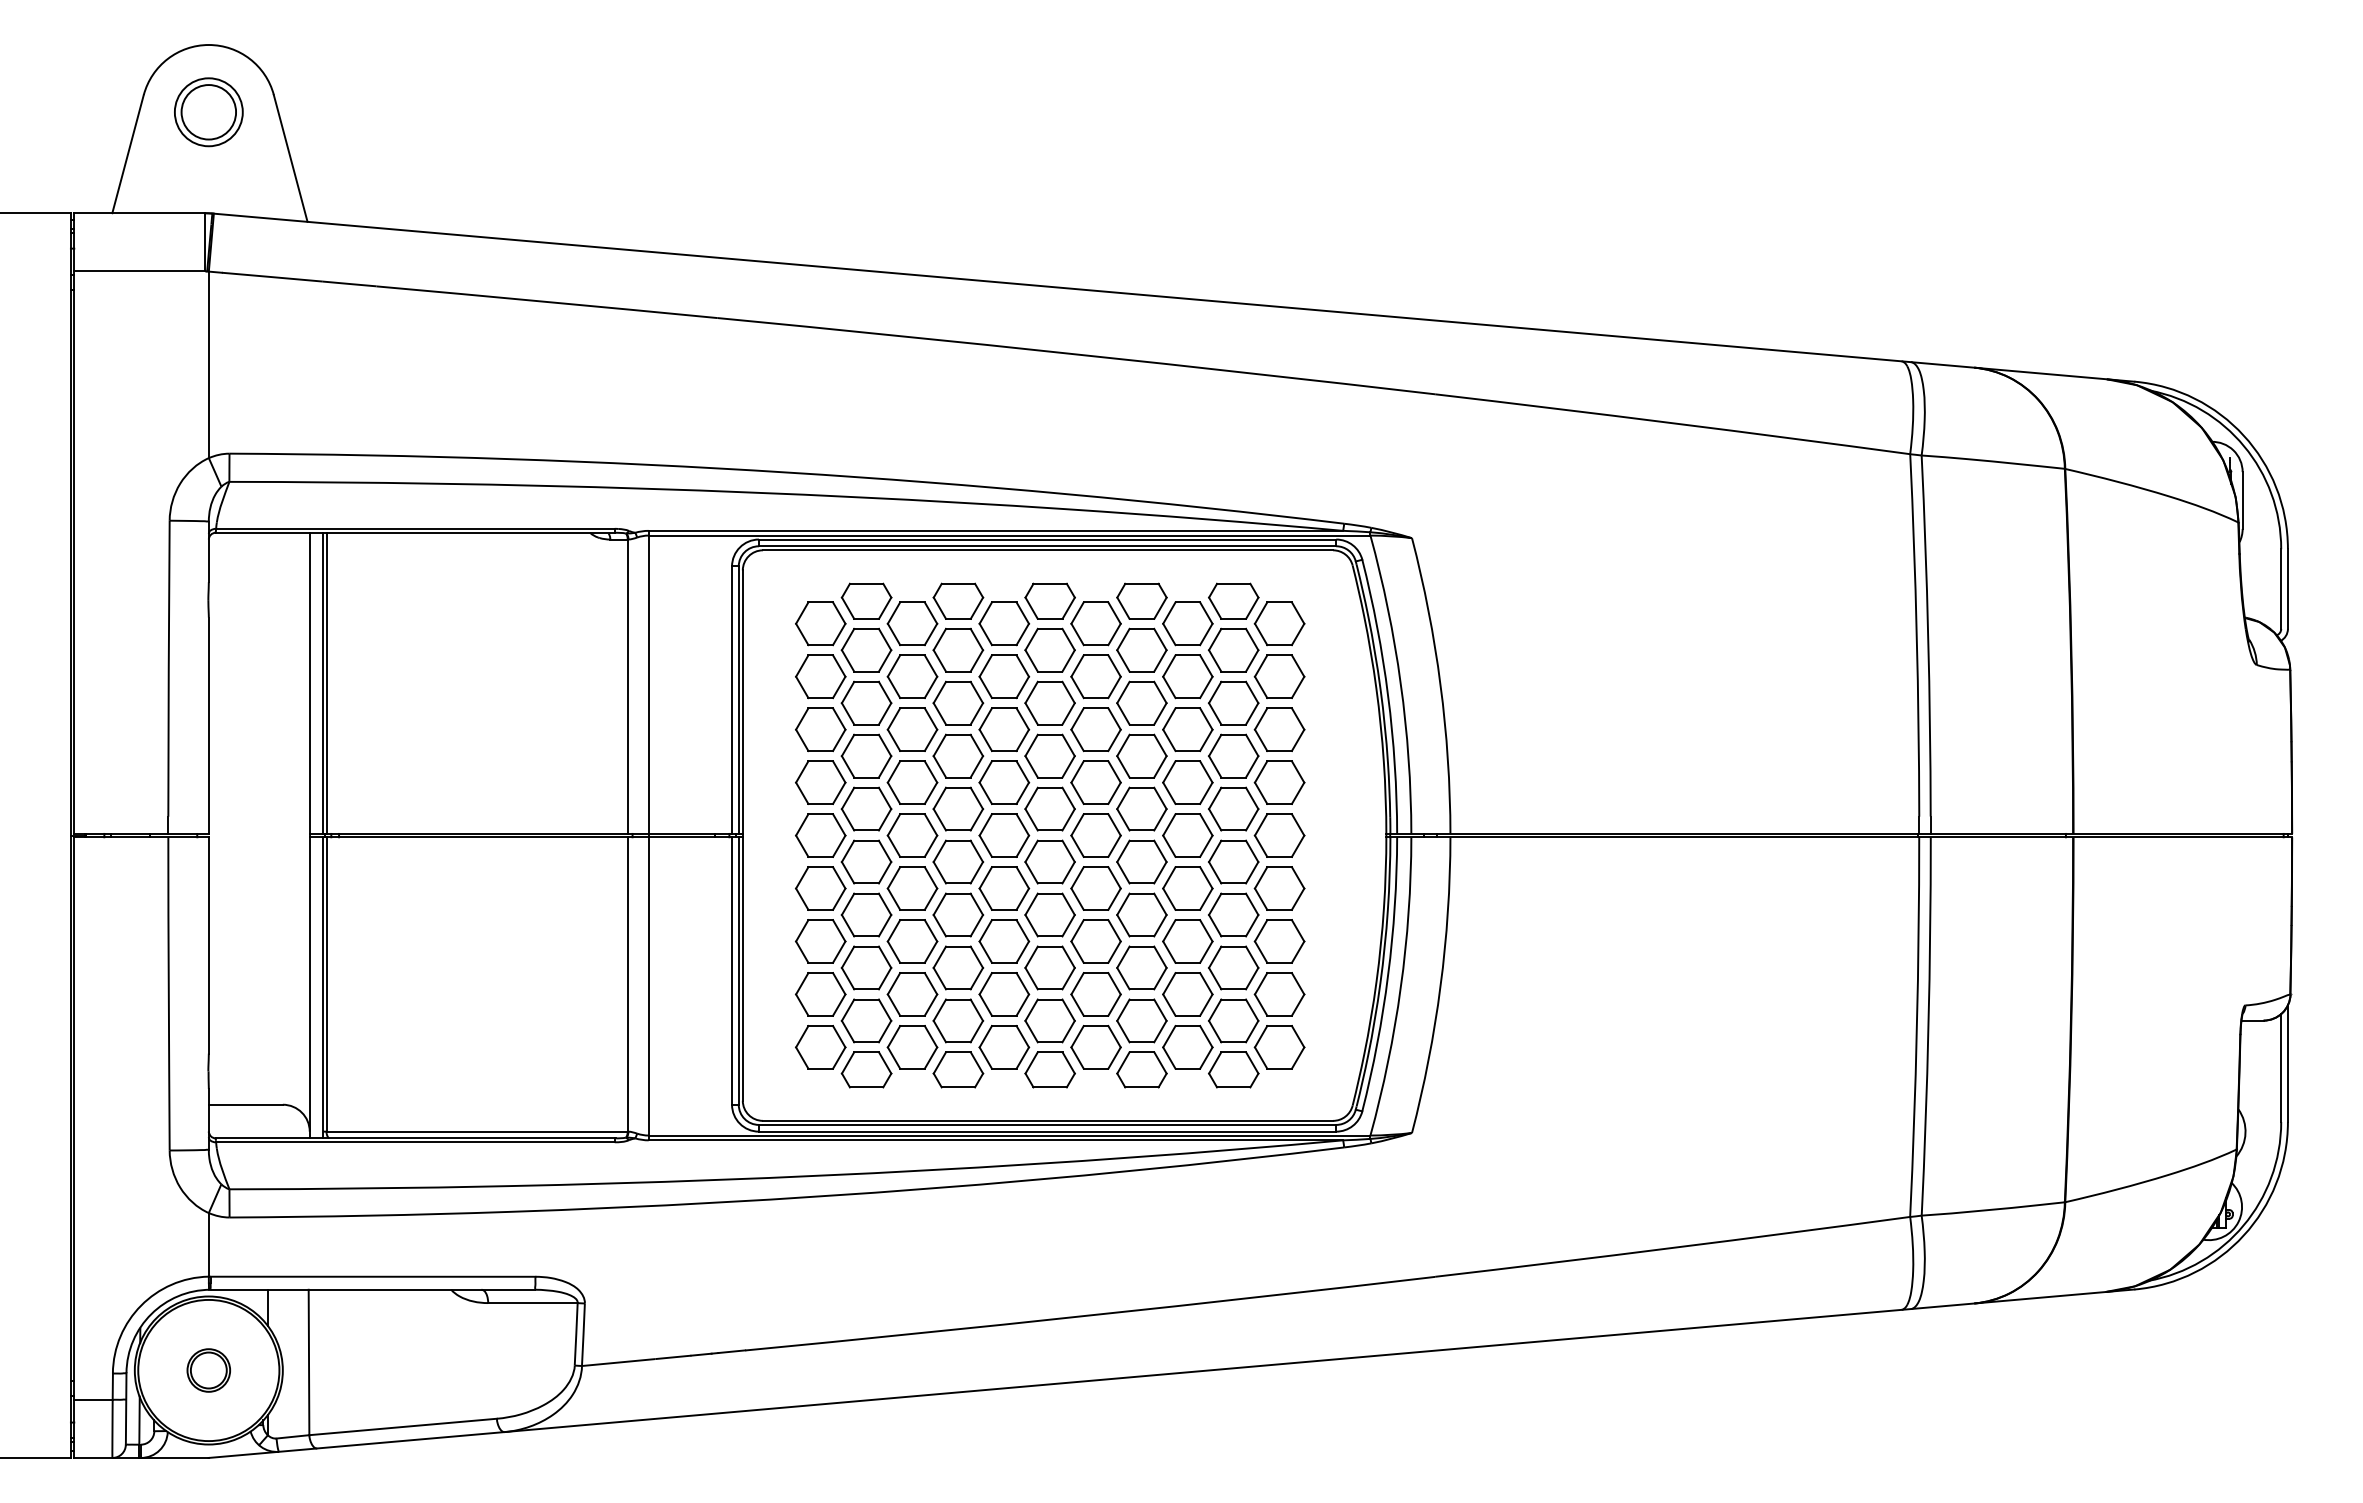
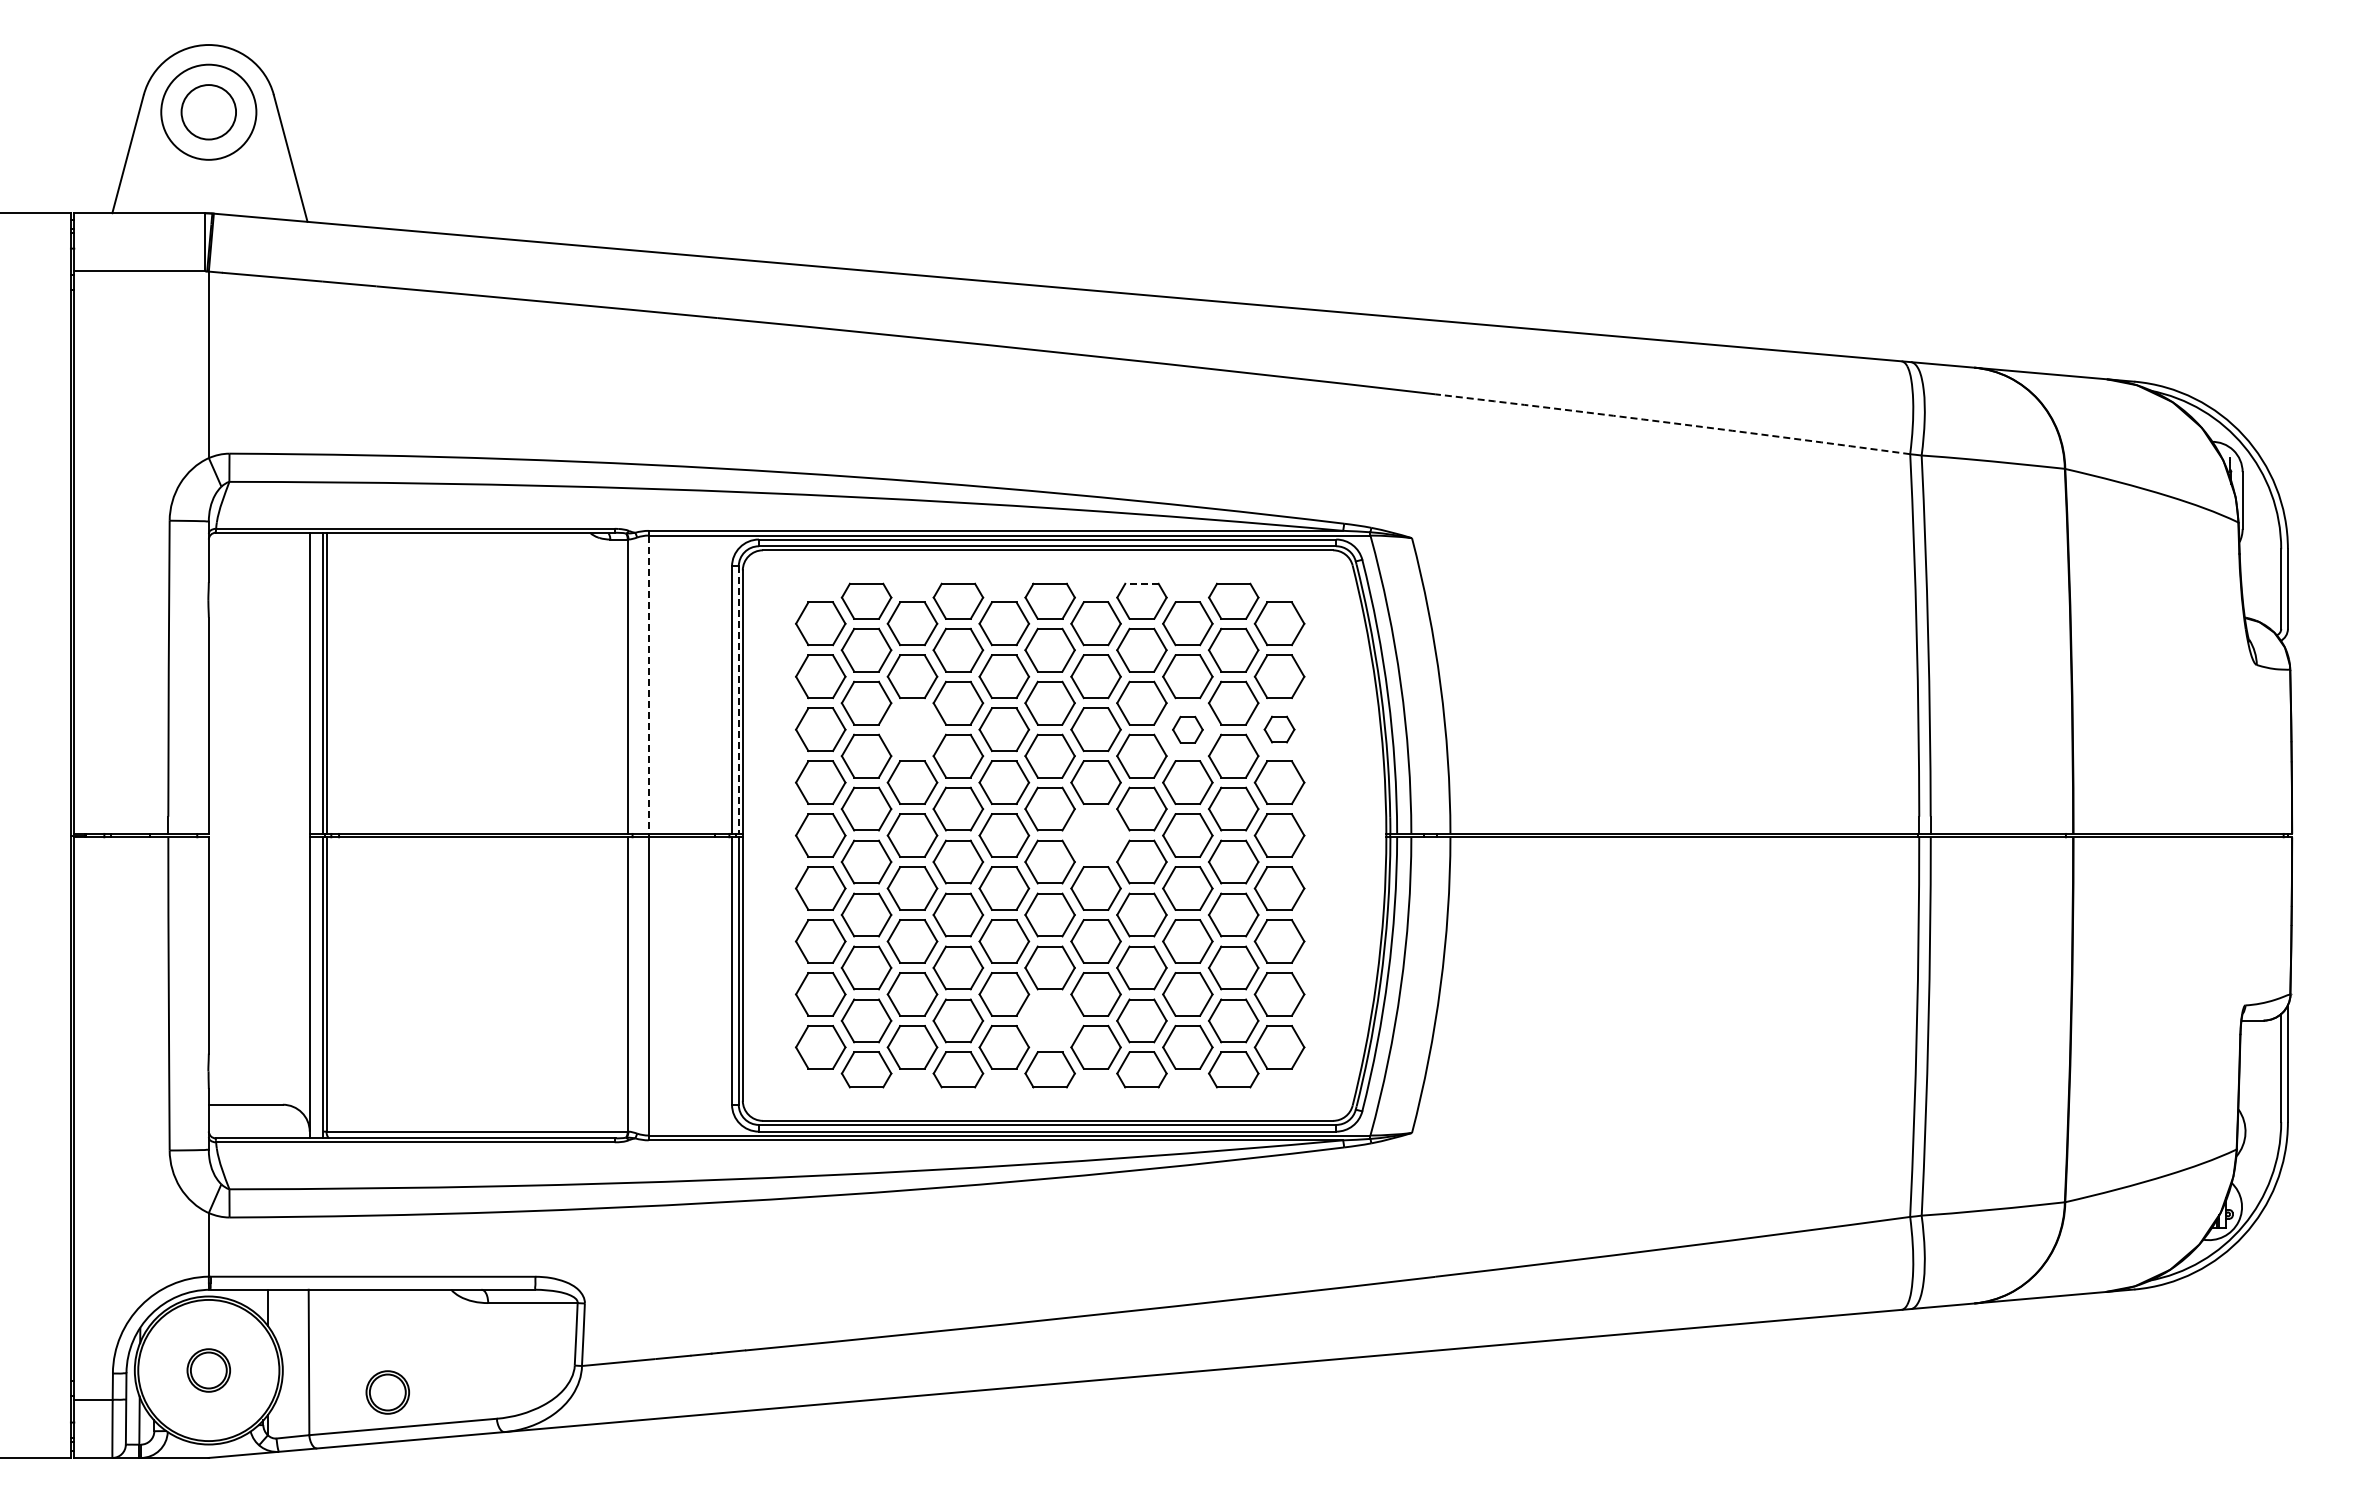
circle diameter: 68 px -> 95 px (208, 111)
arc: solid -> dashed (1672, 423)
line: solid -> dashed (1141, 583)
line: solid -> dashed (648, 686)
line: solid -> dashed (738, 700)
part: present -> none (912, 729)
part size: 52x46 px -> 32x29 px (1187, 729)
part size: 53x45 px -> 33x29 px (1279, 729)
part: present -> none (1095, 835)
part: present -> none (1049, 1020)
part: none -> present (387, 1392)
